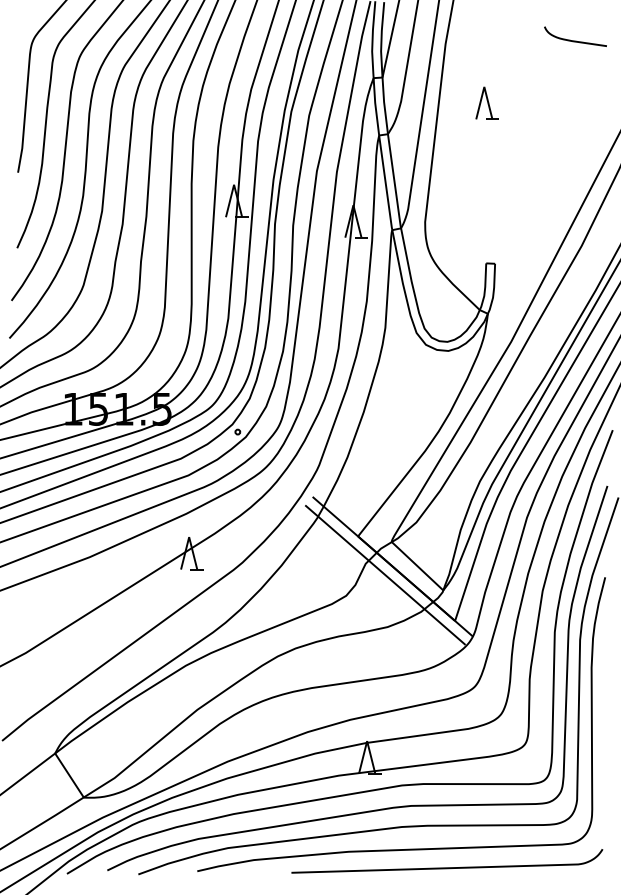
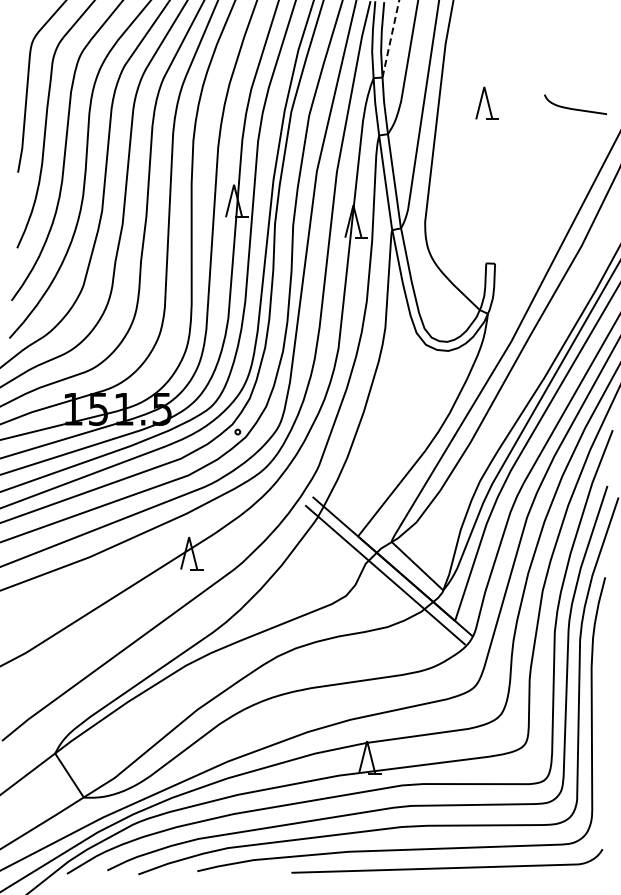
line: solid -> dashed (390, 38)
curve position: (575, 40) -> (575, 108) (575, 108)
